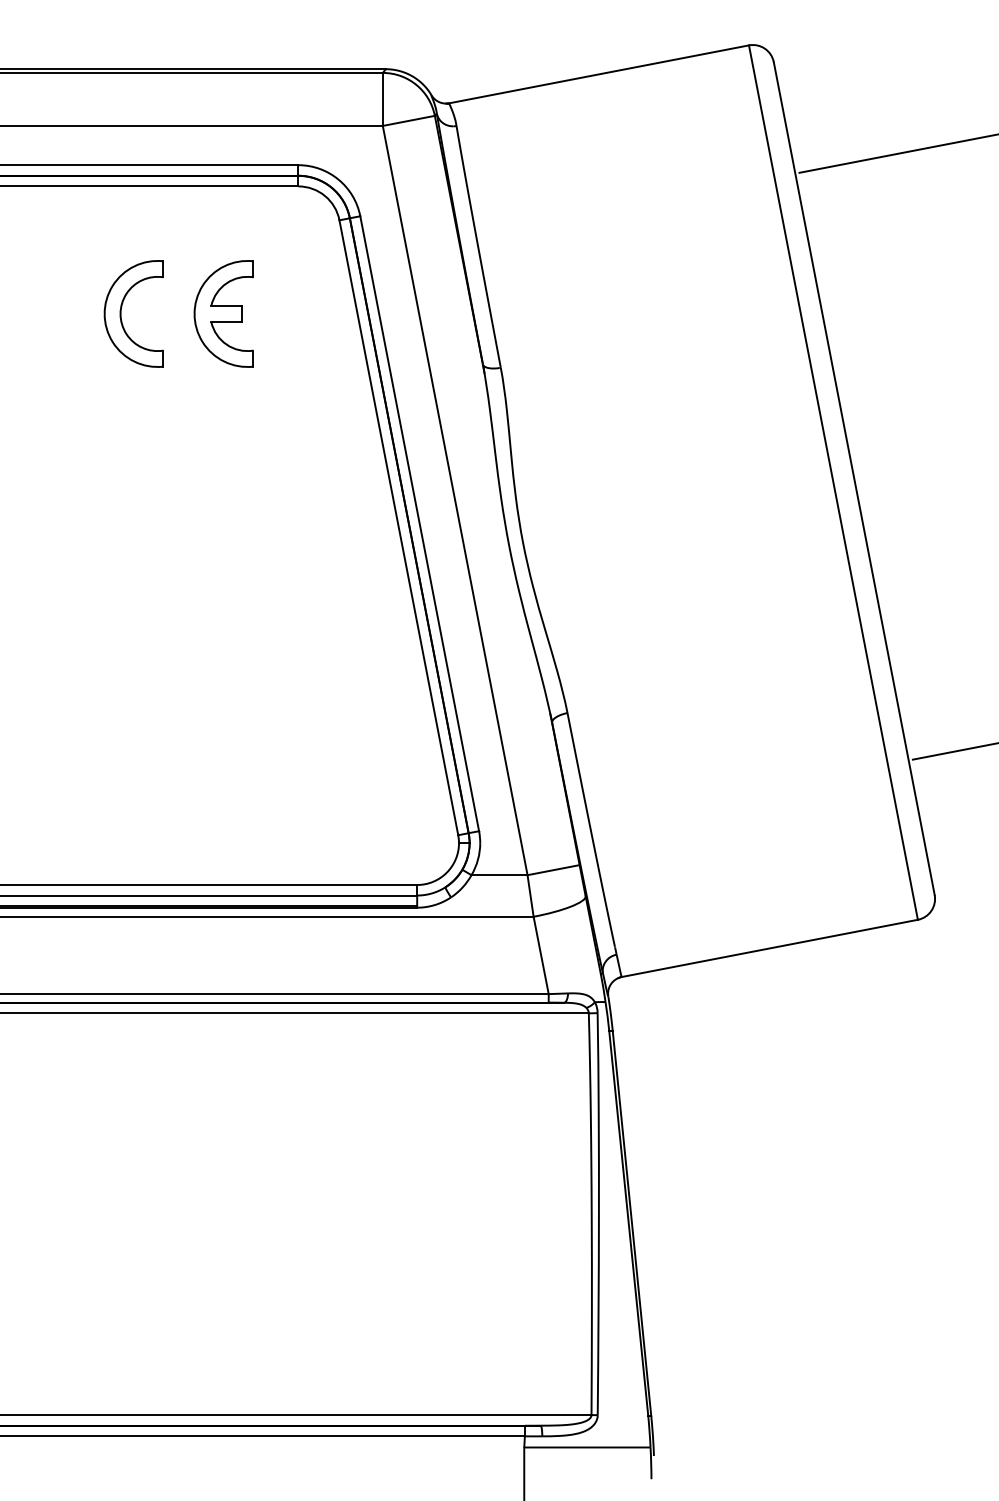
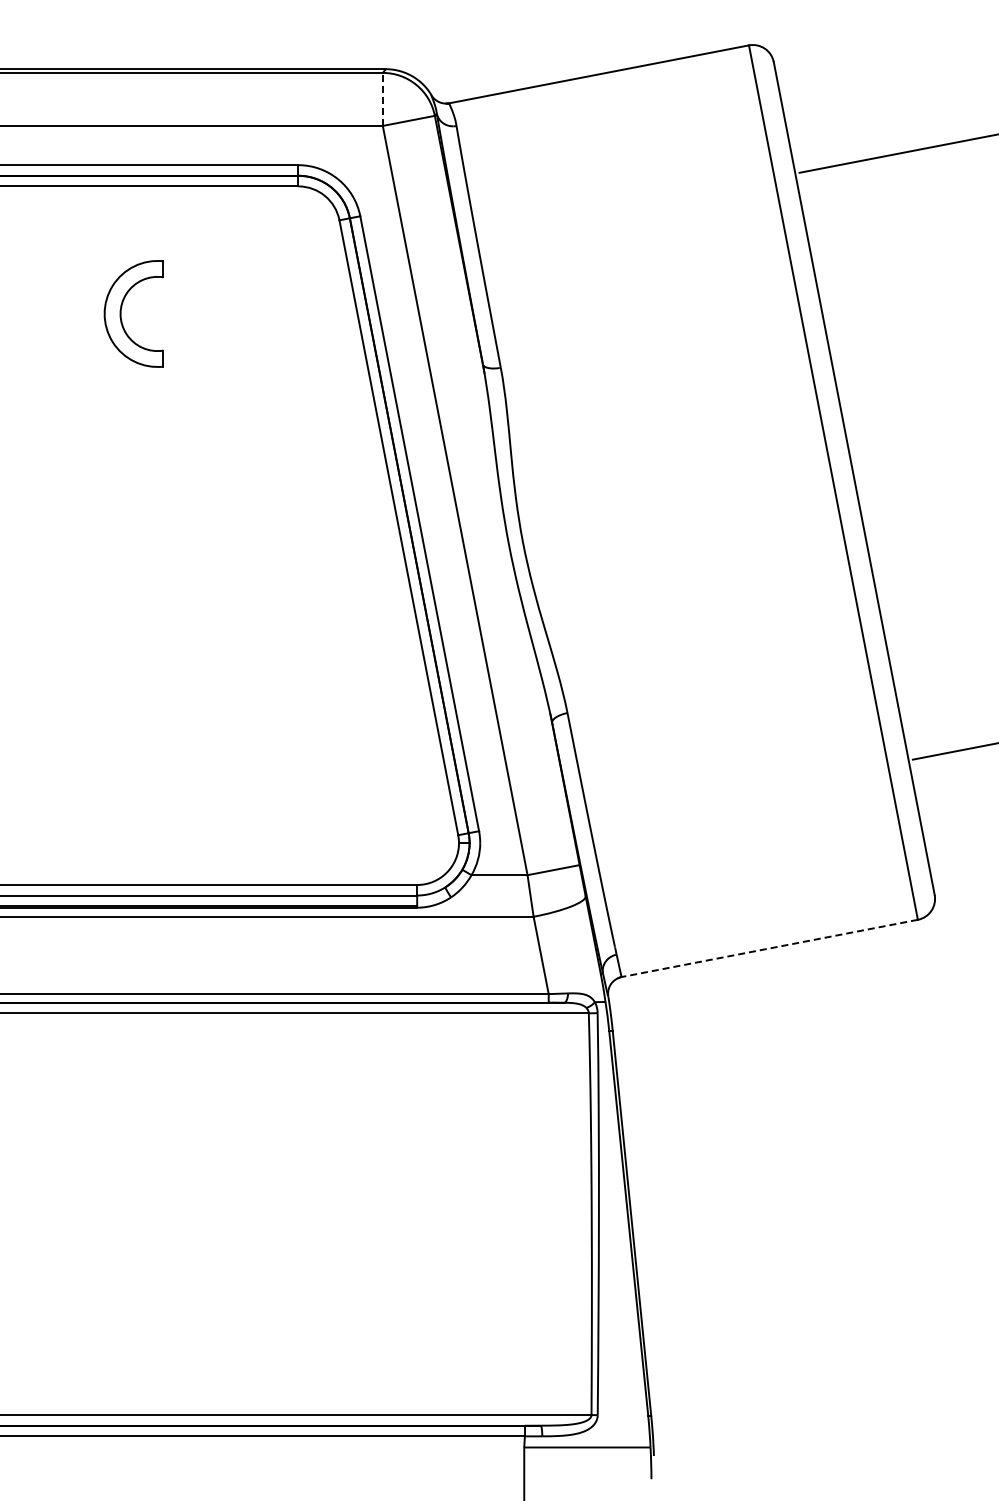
line: solid -> dashed (382, 99)
part: present -> none (223, 313)
line: solid -> dashed (769, 948)
